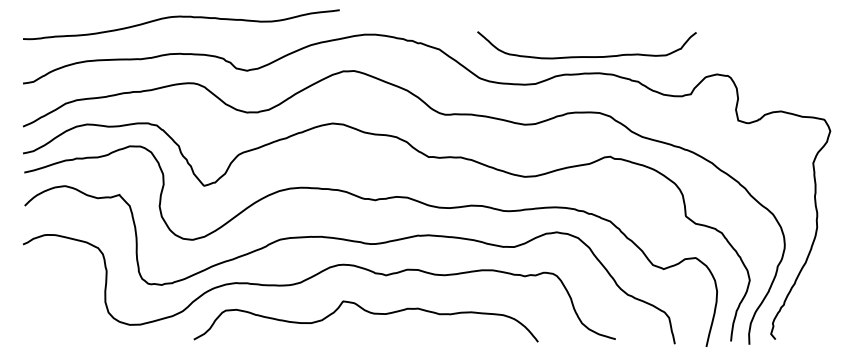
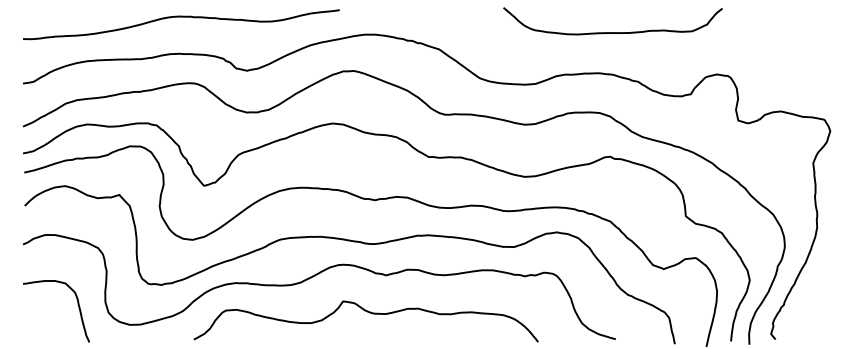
curve position: (586, 56) -> (612, 32) (612, 32)
curve: none -> present (77, 304)
